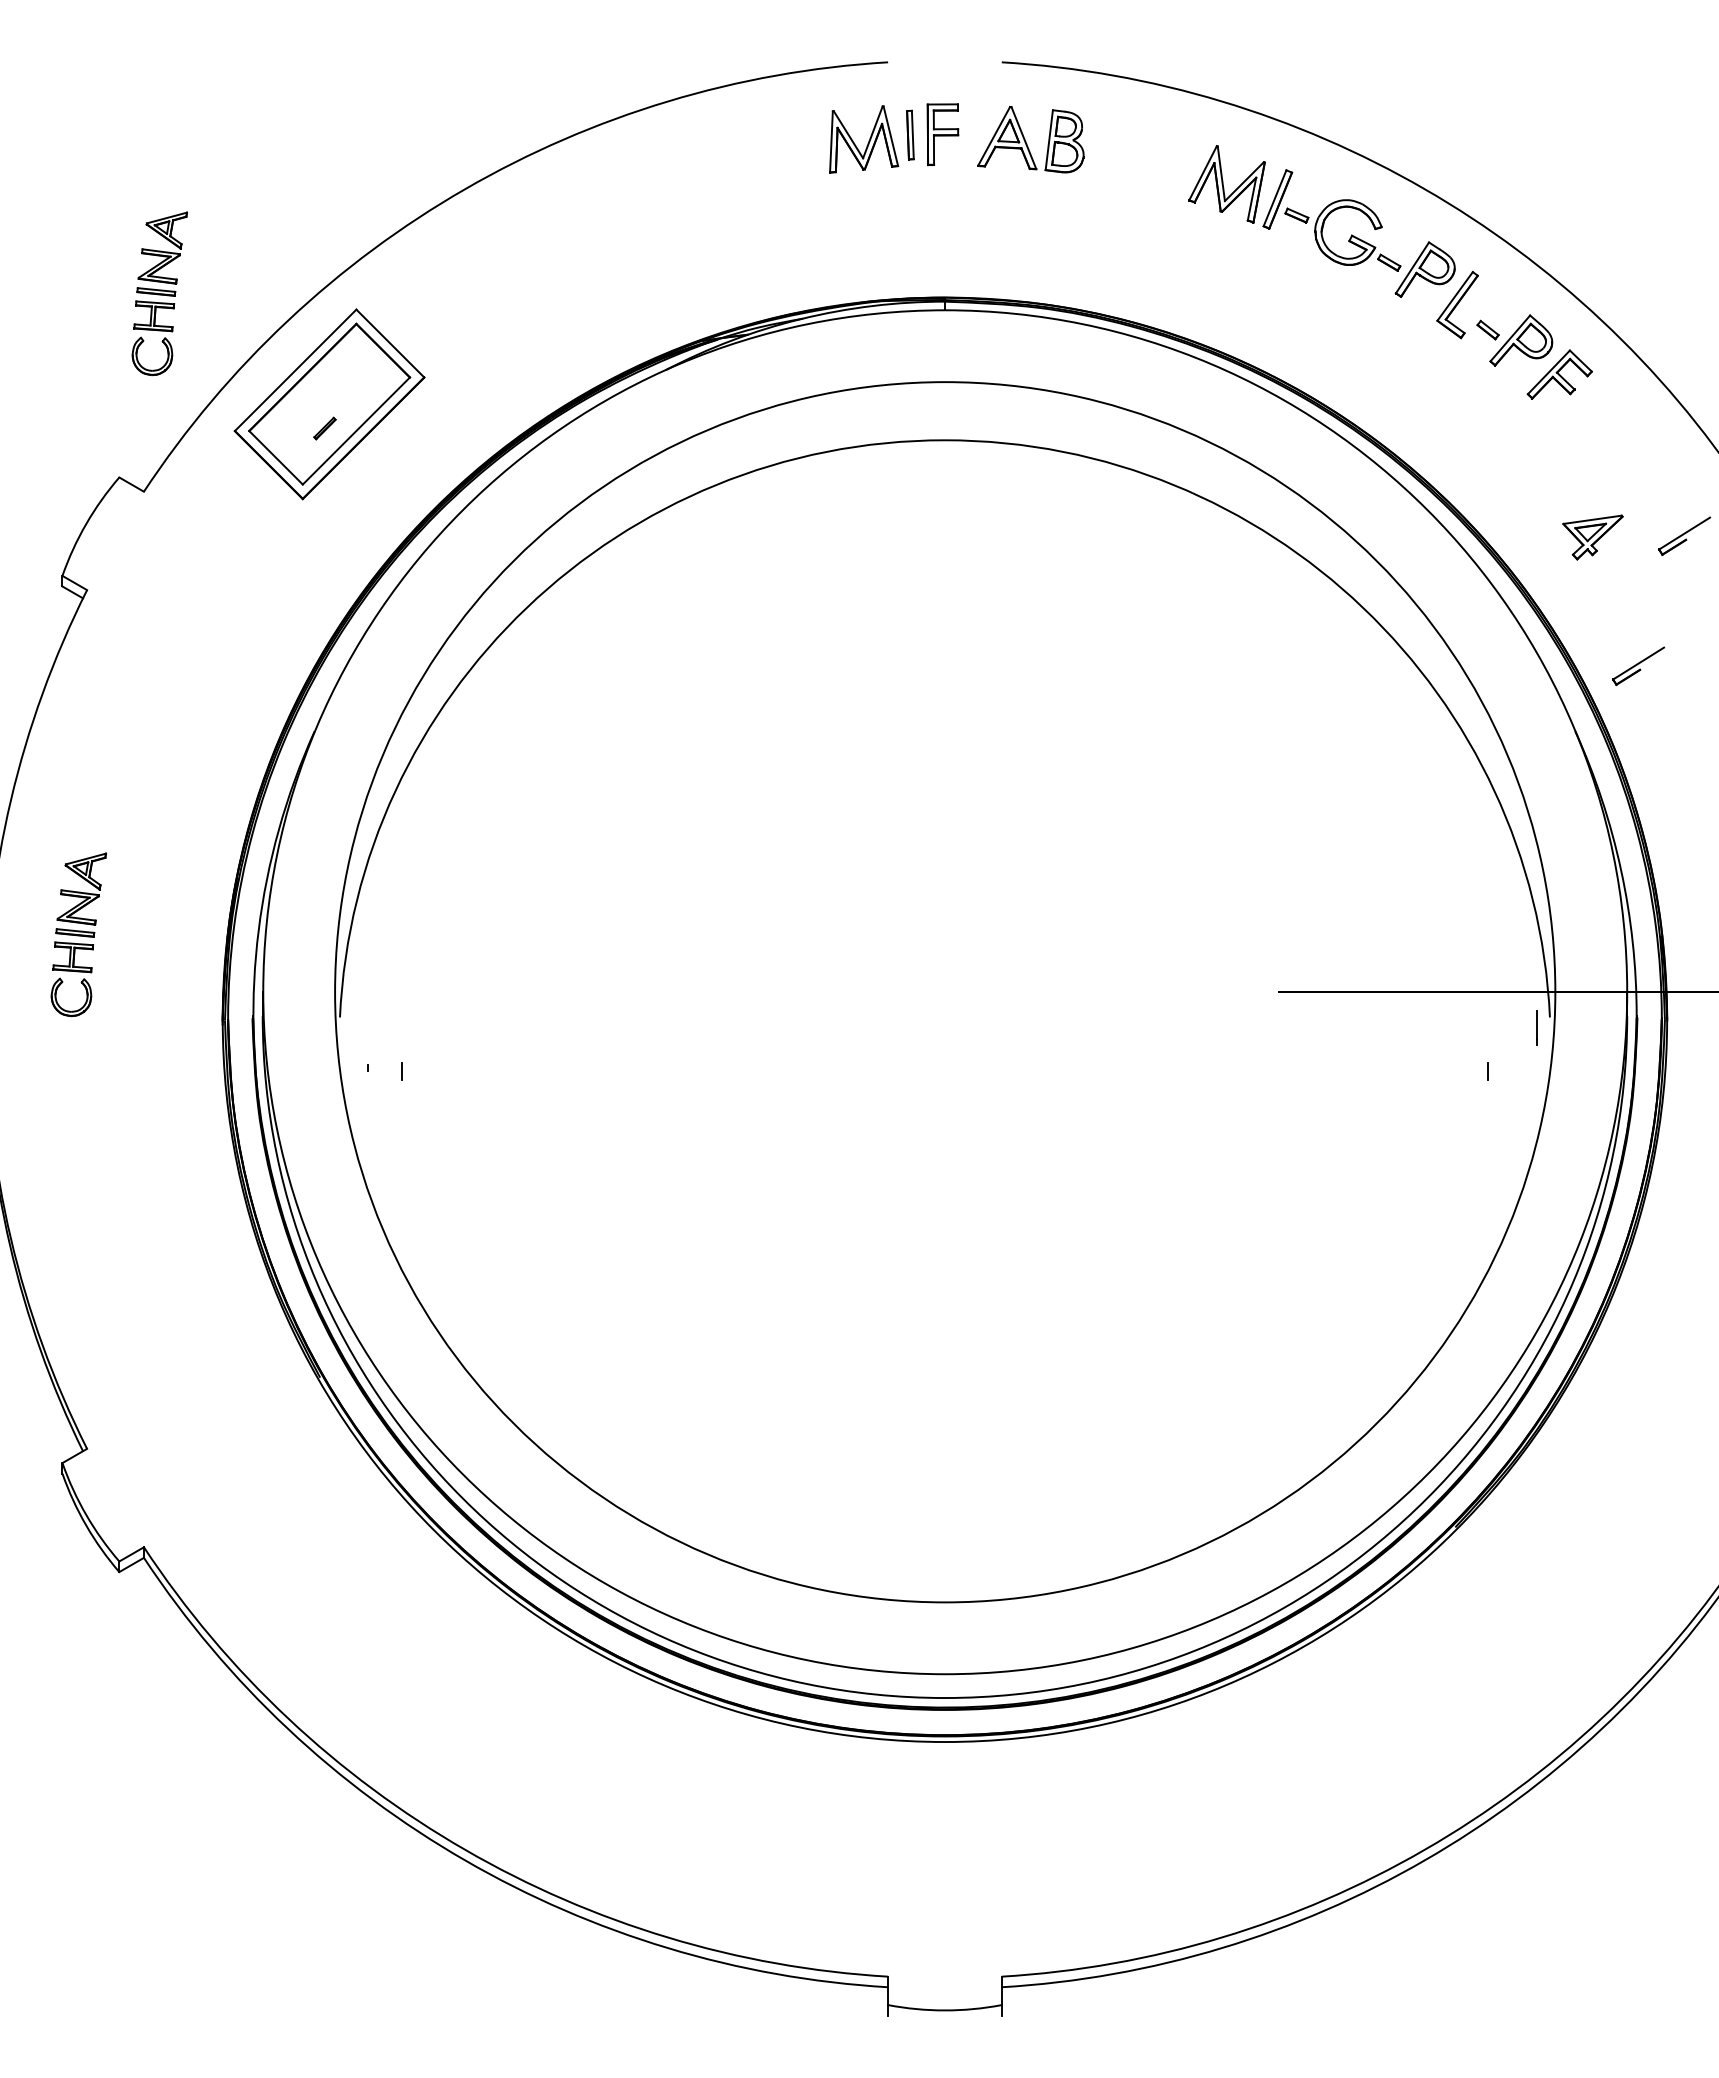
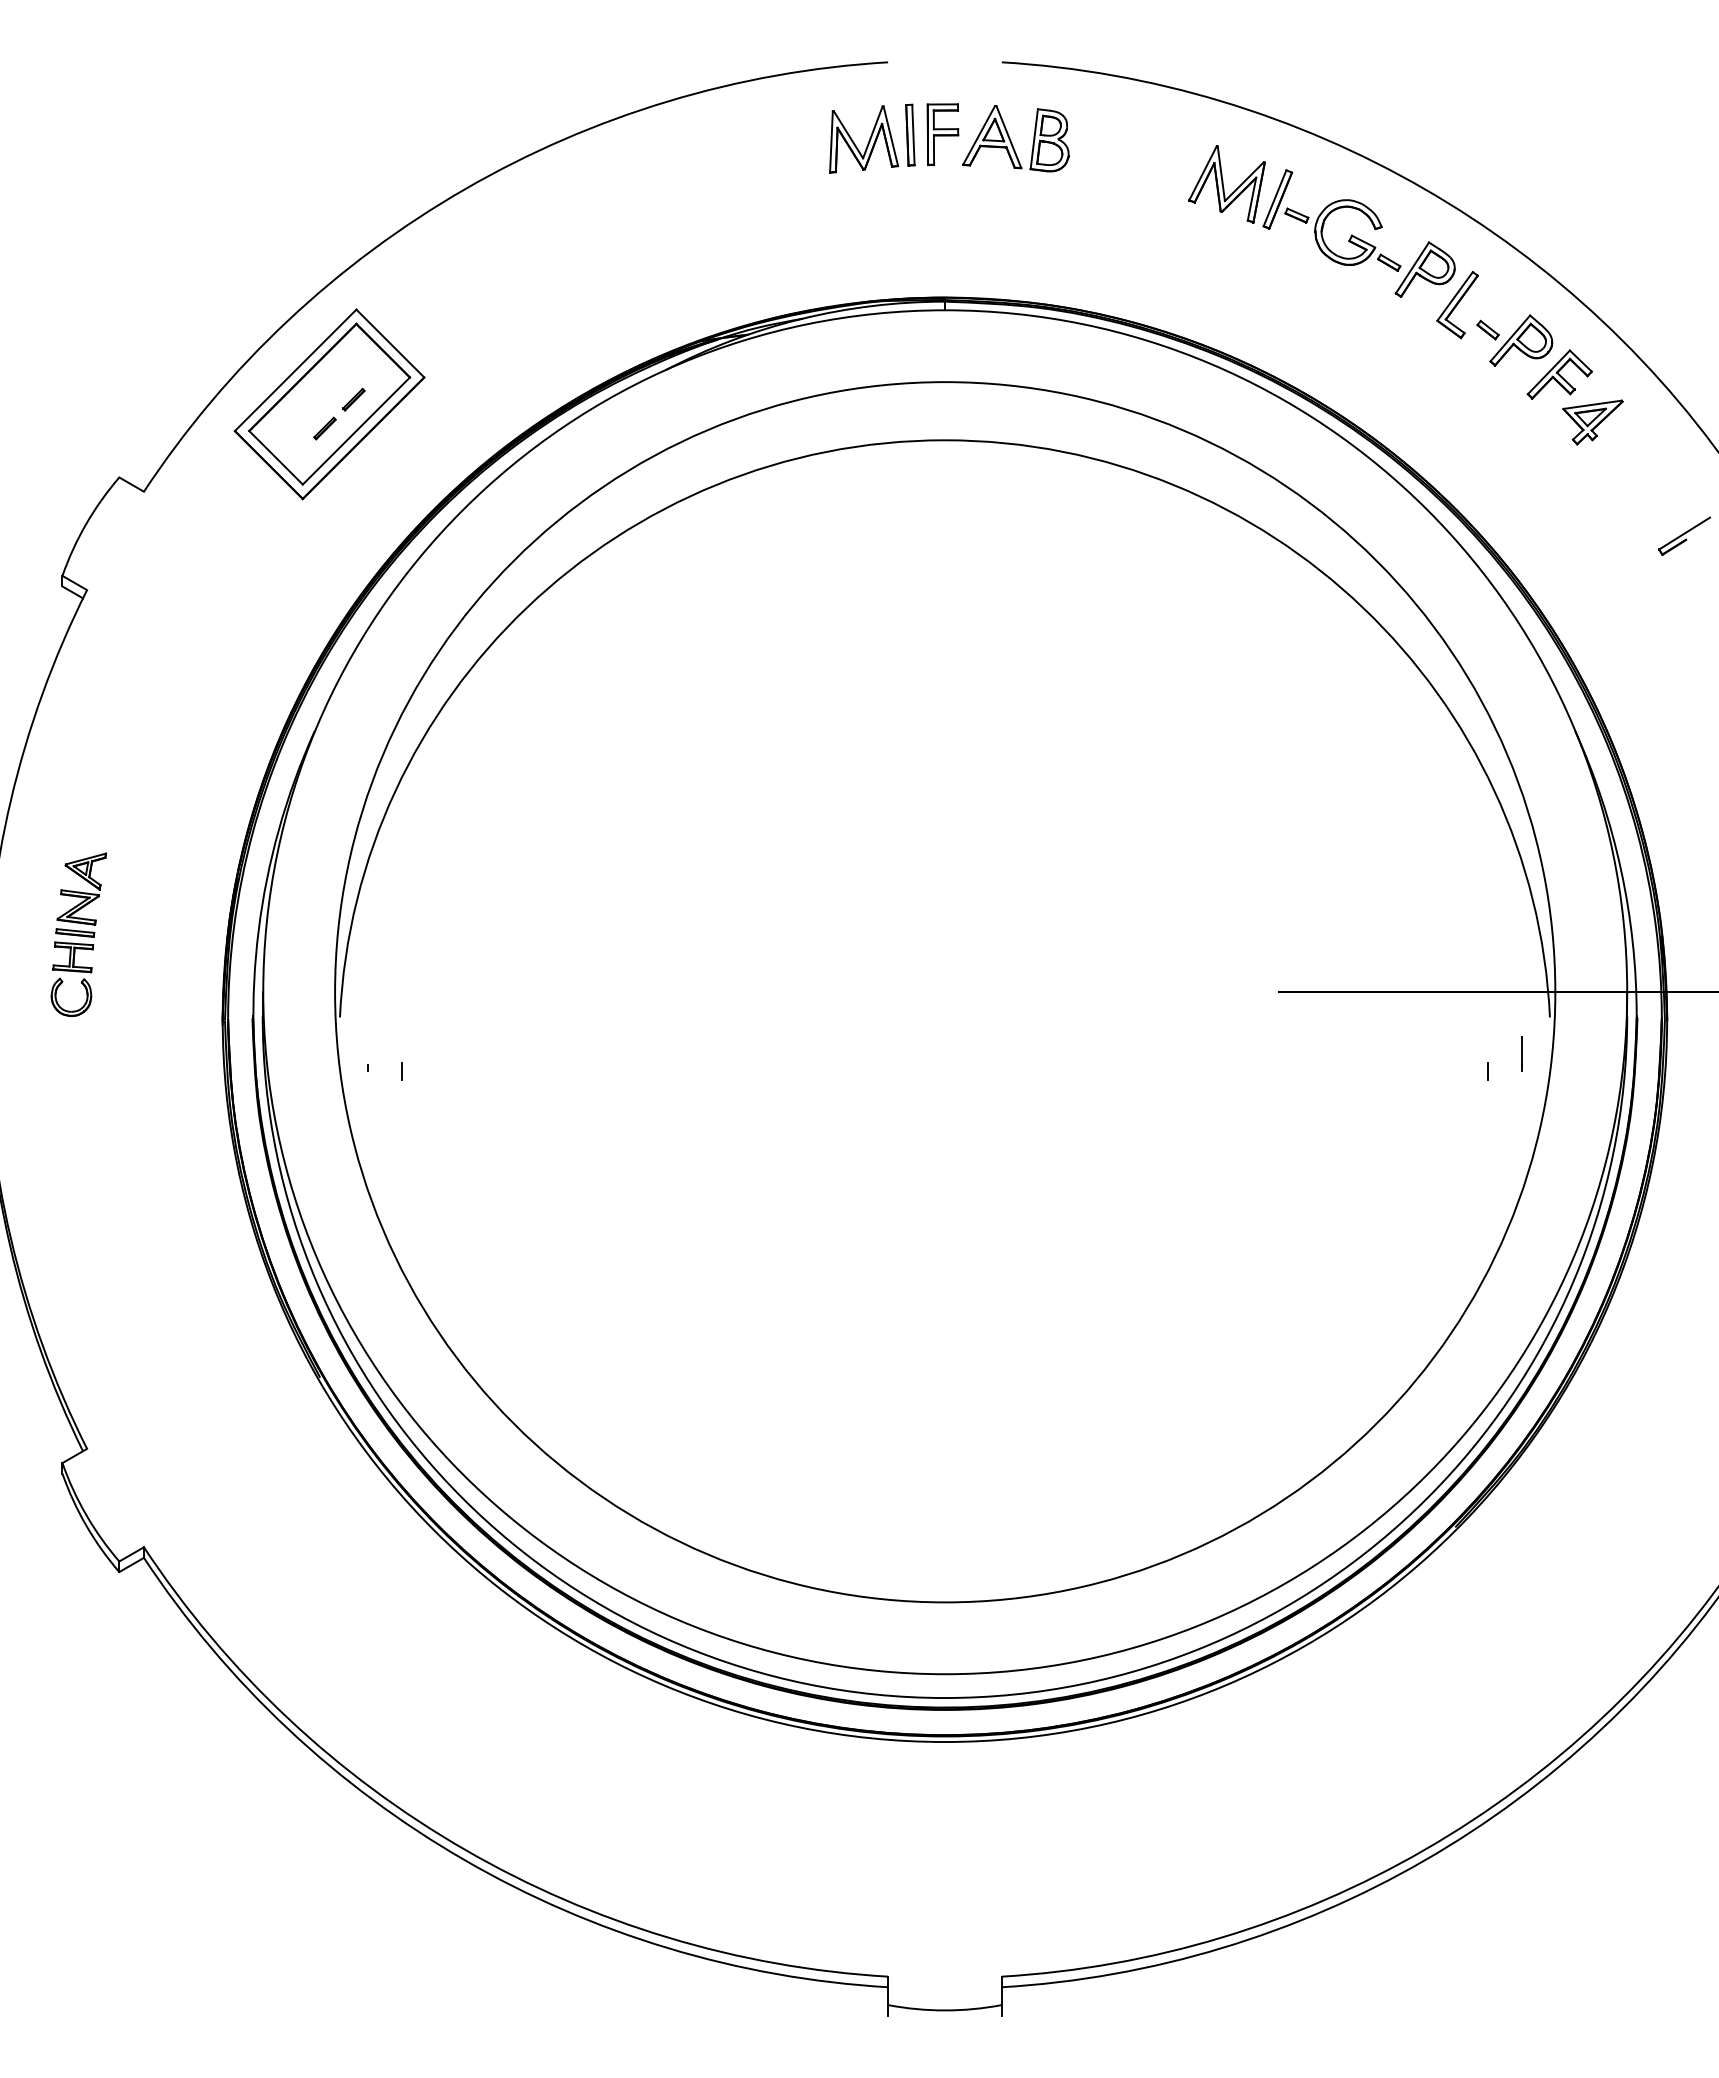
part size: 9x52 px -> 11x64 px (910, 134)
part position: (1030, 139) -> (1015, 138) (1015, 138)
part: present -> none (159, 293)
part: none -> present (353, 399)
part position: (1592, 537) -> (1592, 422) (1592, 422)
part: present -> none (1638, 665)
line position: (1536, 1027) -> (1521, 1053) (1521, 1053)
